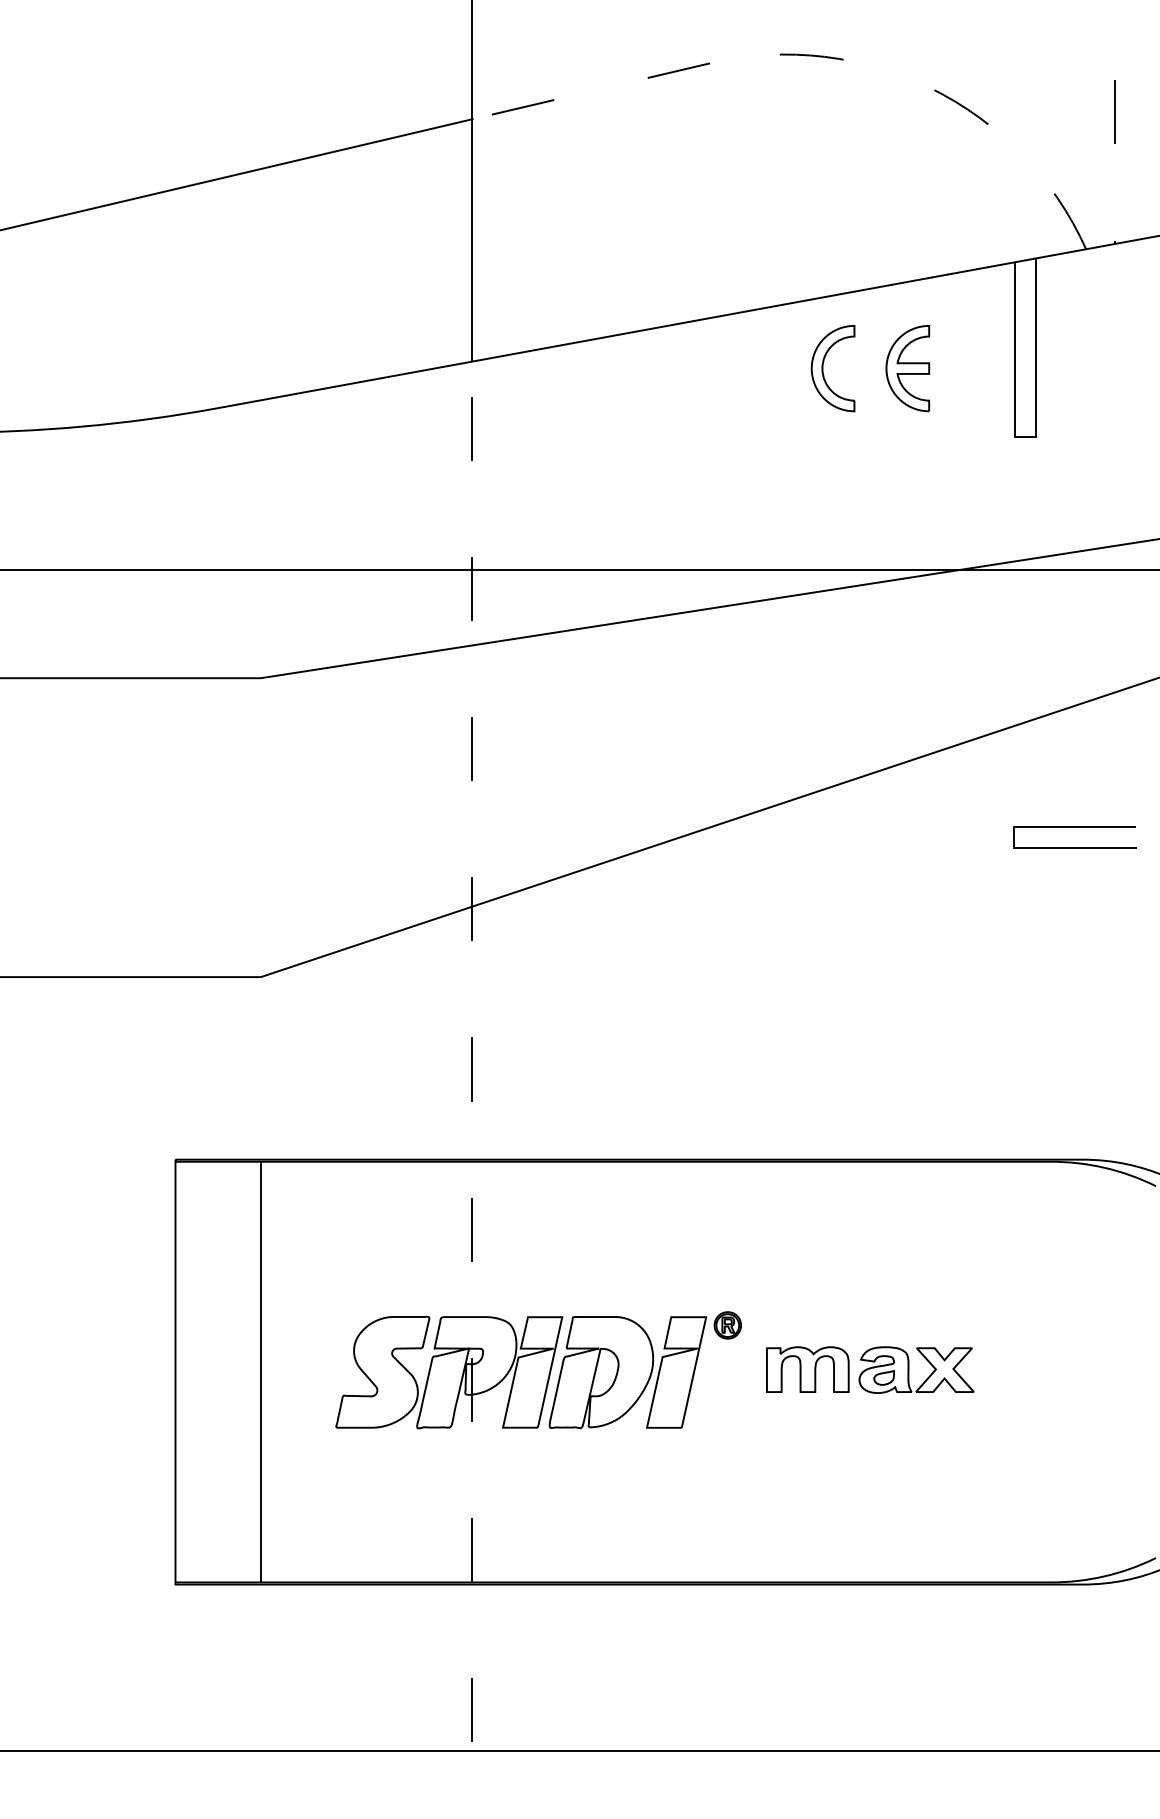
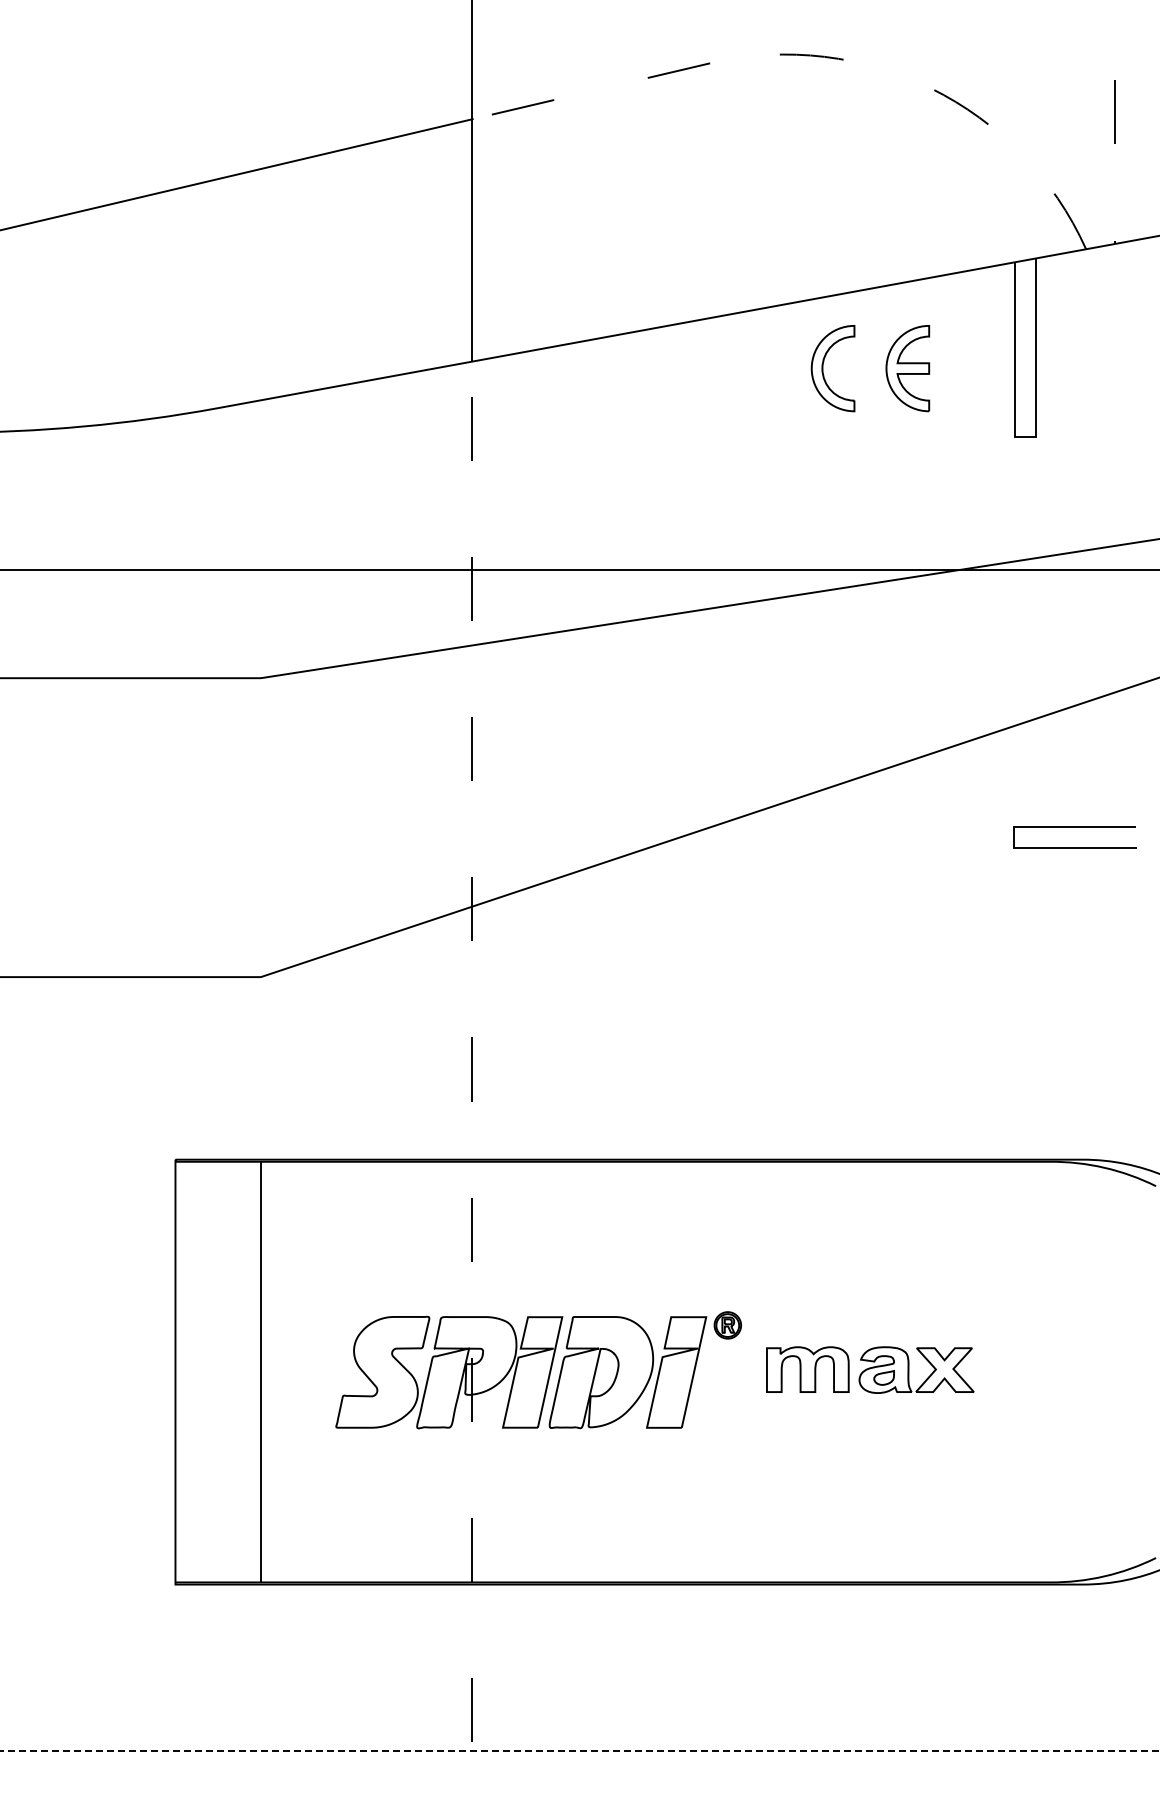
line: solid -> dashed (579, 1751)
